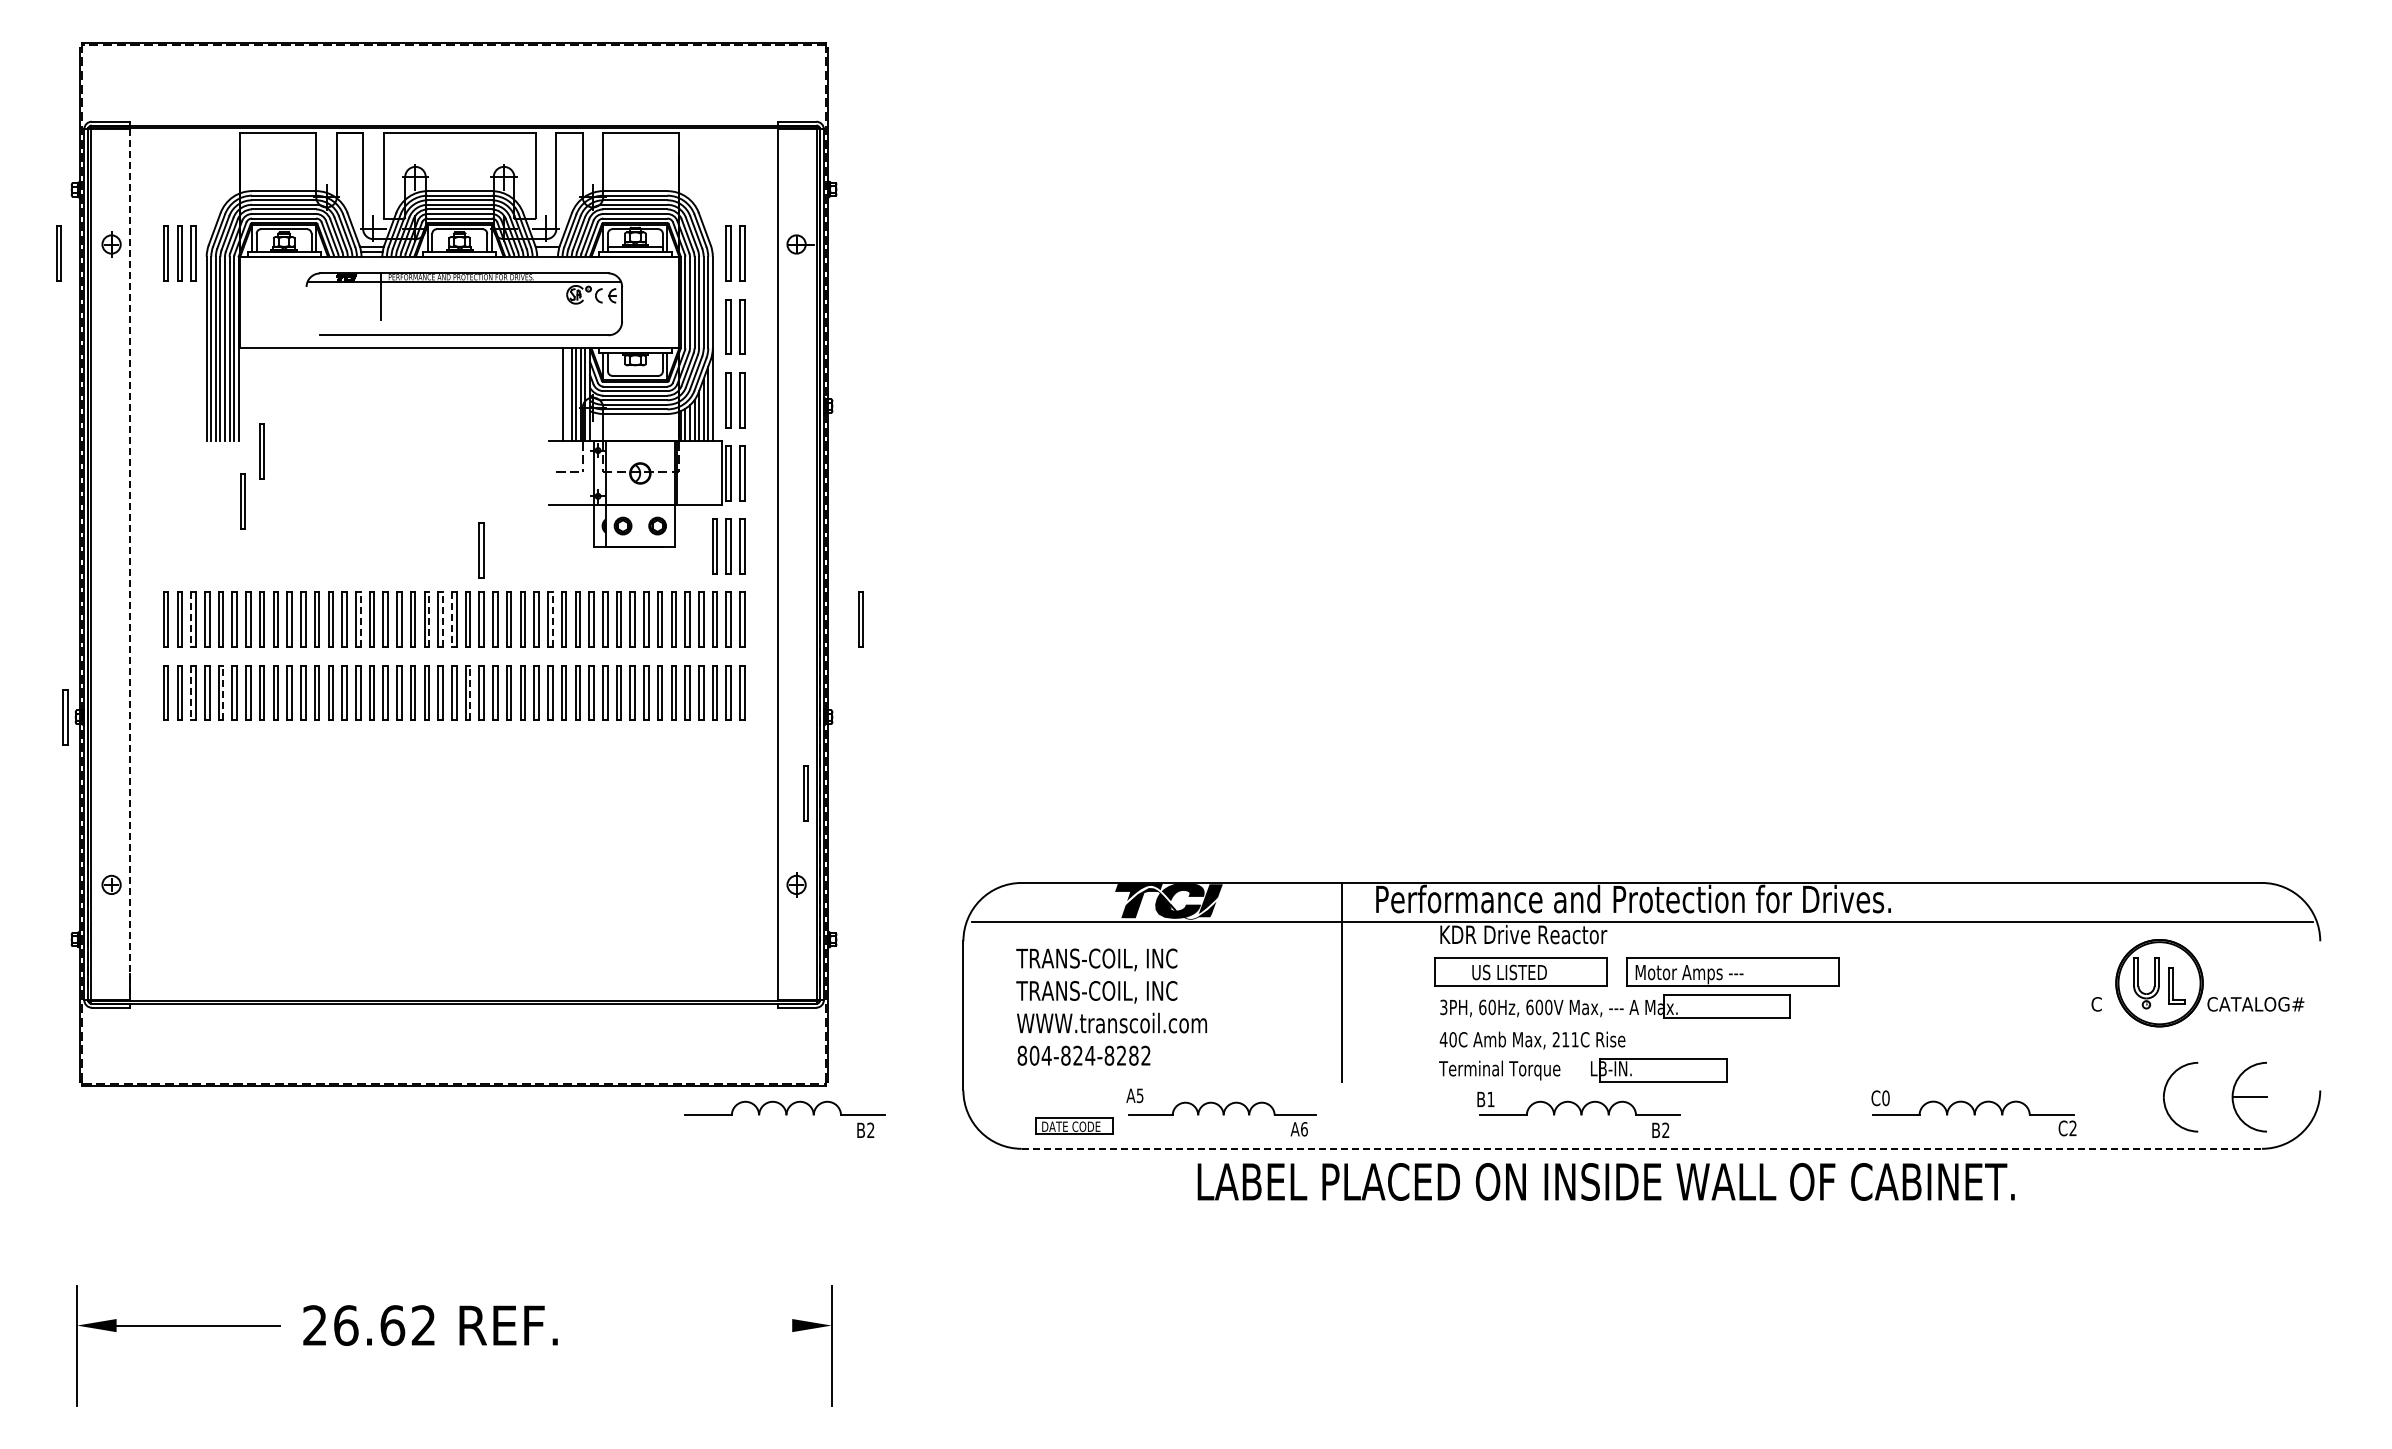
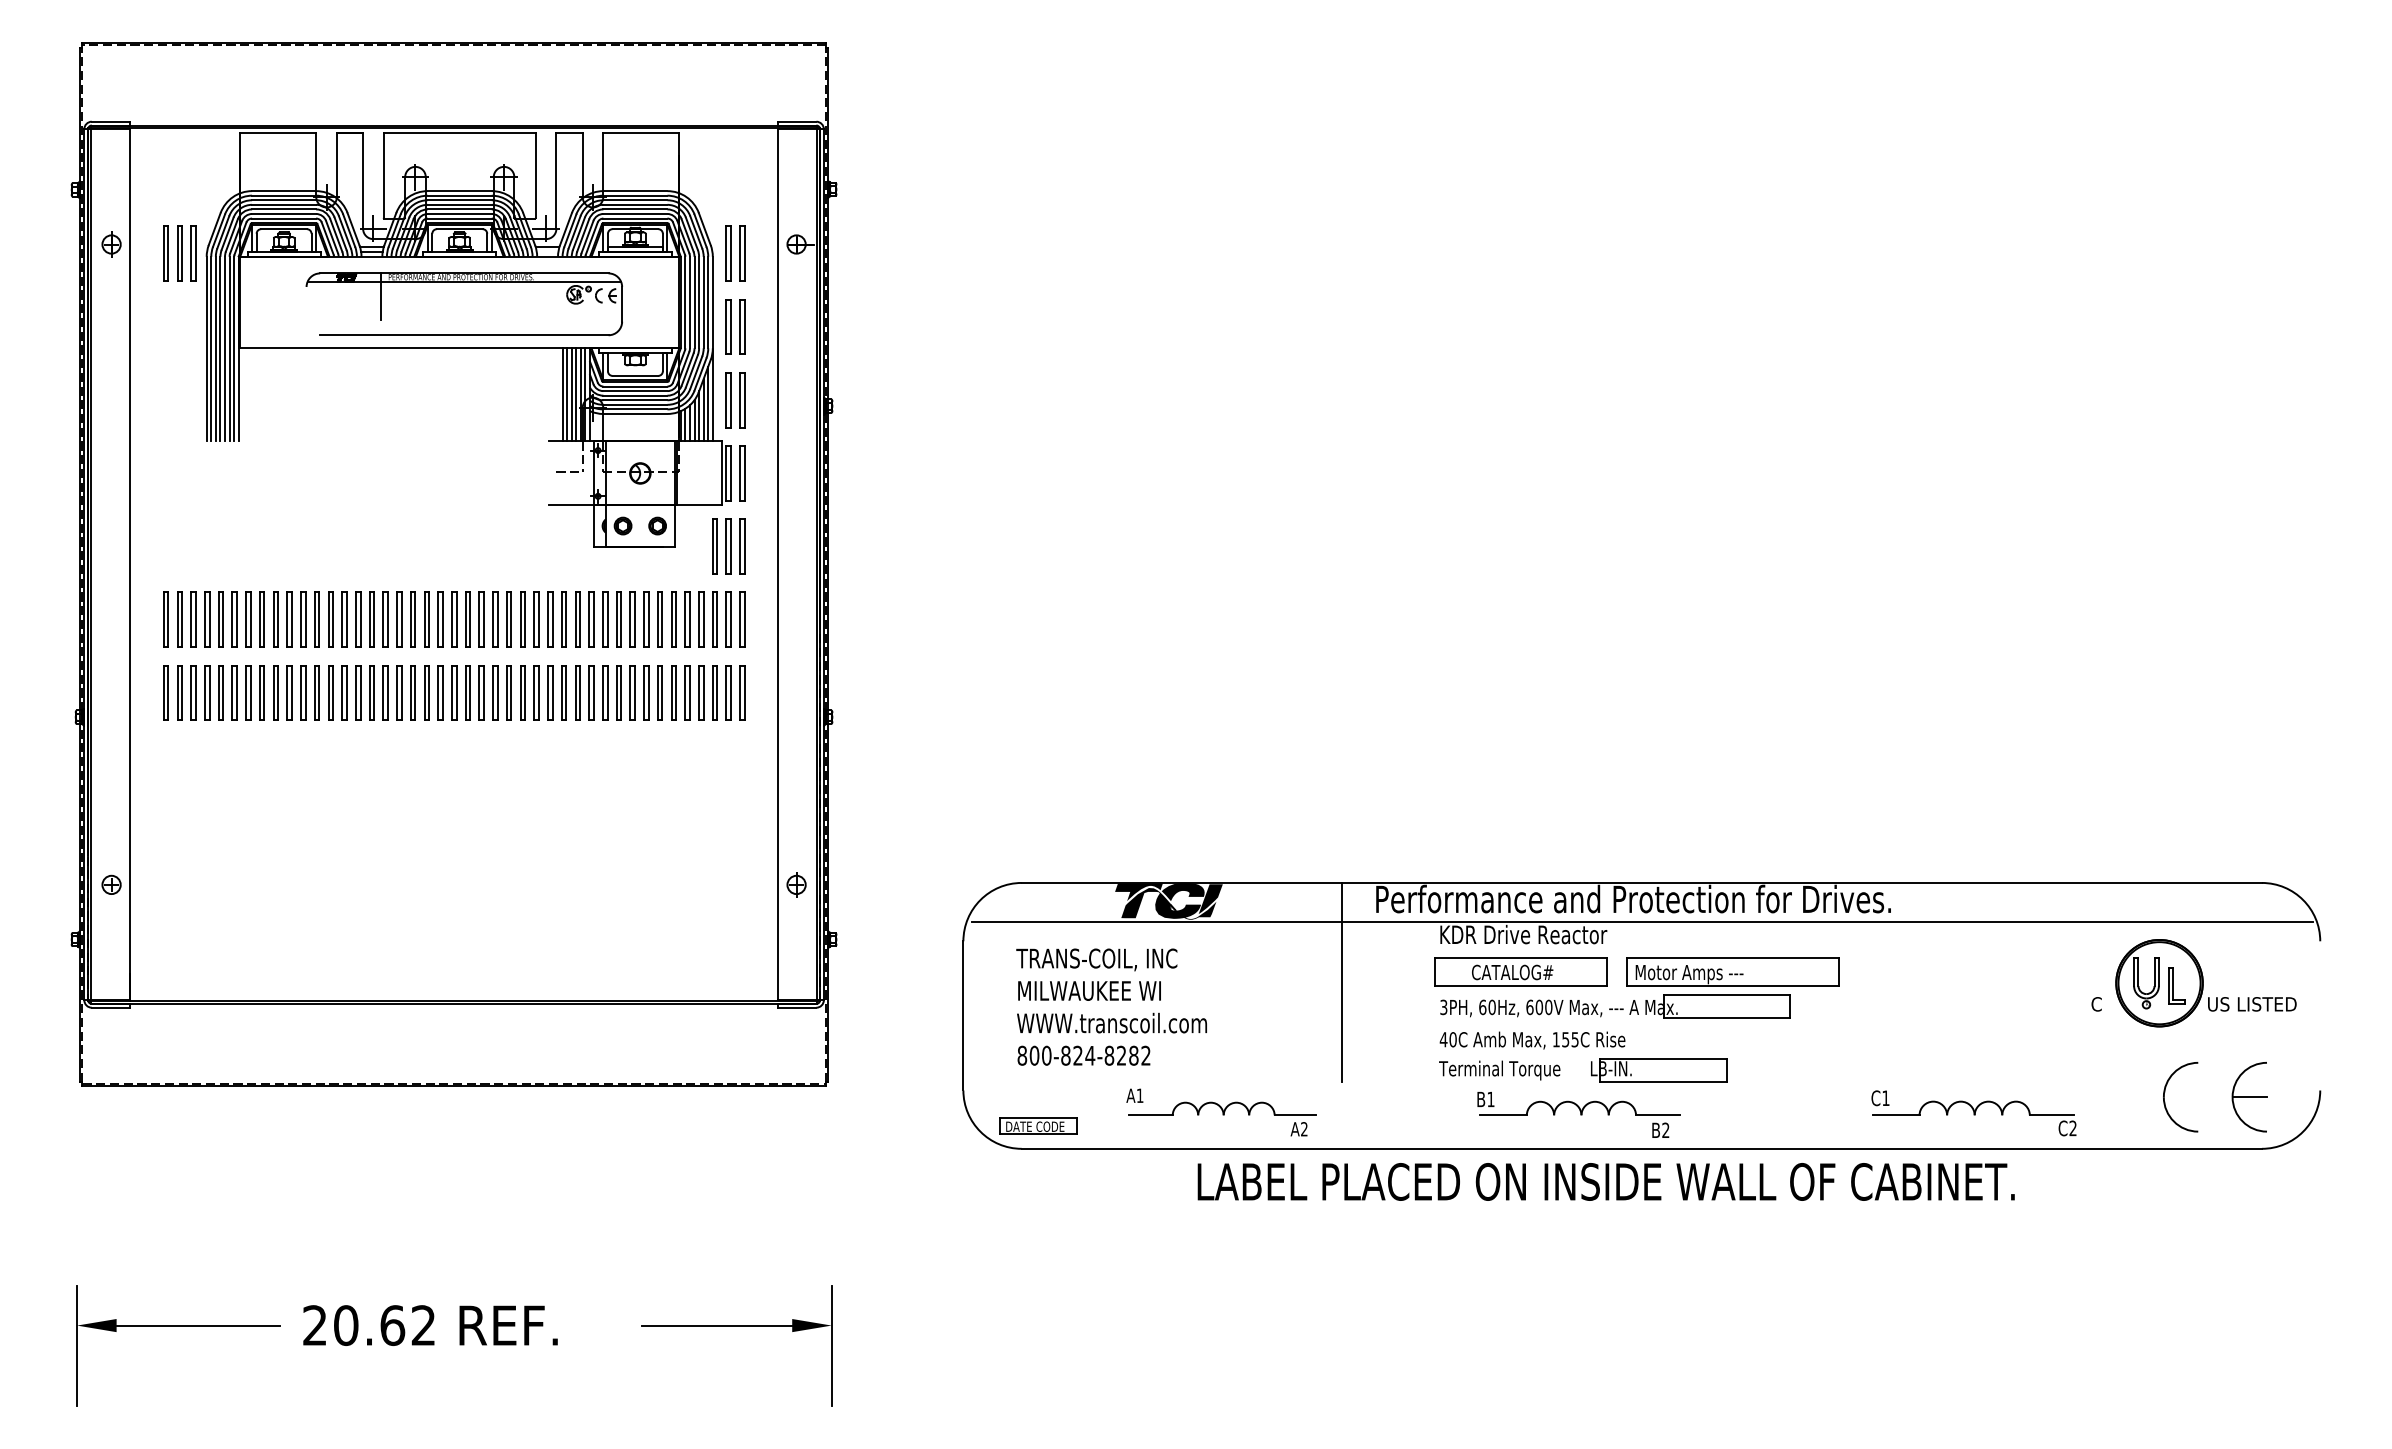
part: present -> none (58, 253)
line: none -> present (567, 394)
part: present -> none (261, 451)
part: present -> none (242, 501)
part: present -> none (481, 550)
line: dashed -> solid (130, 564)
line: dashed -> solid (360, 619)
line: dashed -> solid (429, 619)
line: dashed -> solid (442, 619)
line: dashed -> solid (552, 619)
part: present -> none (860, 619)
line: dashed -> solid (191, 620)
line: dashed -> solid (452, 620)
line: dashed -> solid (223, 692)
line: dashed -> solid (470, 692)
line: dashed -> solid (191, 693)
part: present -> none (65, 717)
part: present -> none (805, 793)
text: US LISTED -> CATALOG# (1512, 972)
text: TRANS-COIL, INC -> MILWAUKEE WI (1096, 992)
text: CATALOG# -> US LISTED (2255, 1004)
text: 211C -> 155C (1565, 1039)
text: 804-824-8282 -> 800-824-8282 (1046, 1055)
text: A5 -> A1 (1139, 1095)
text: C0 -> C1 (1885, 1098)
part: present -> none (784, 1118)
part position: (1074, 1125) -> (1038, 1125) (1038, 1125)
text: A6 -> A2 (1304, 1129)
line: dashed -> solid (1642, 1148)
text: 26.62 -> 20.62 (346, 1325)
line: none -> present (717, 1325)
